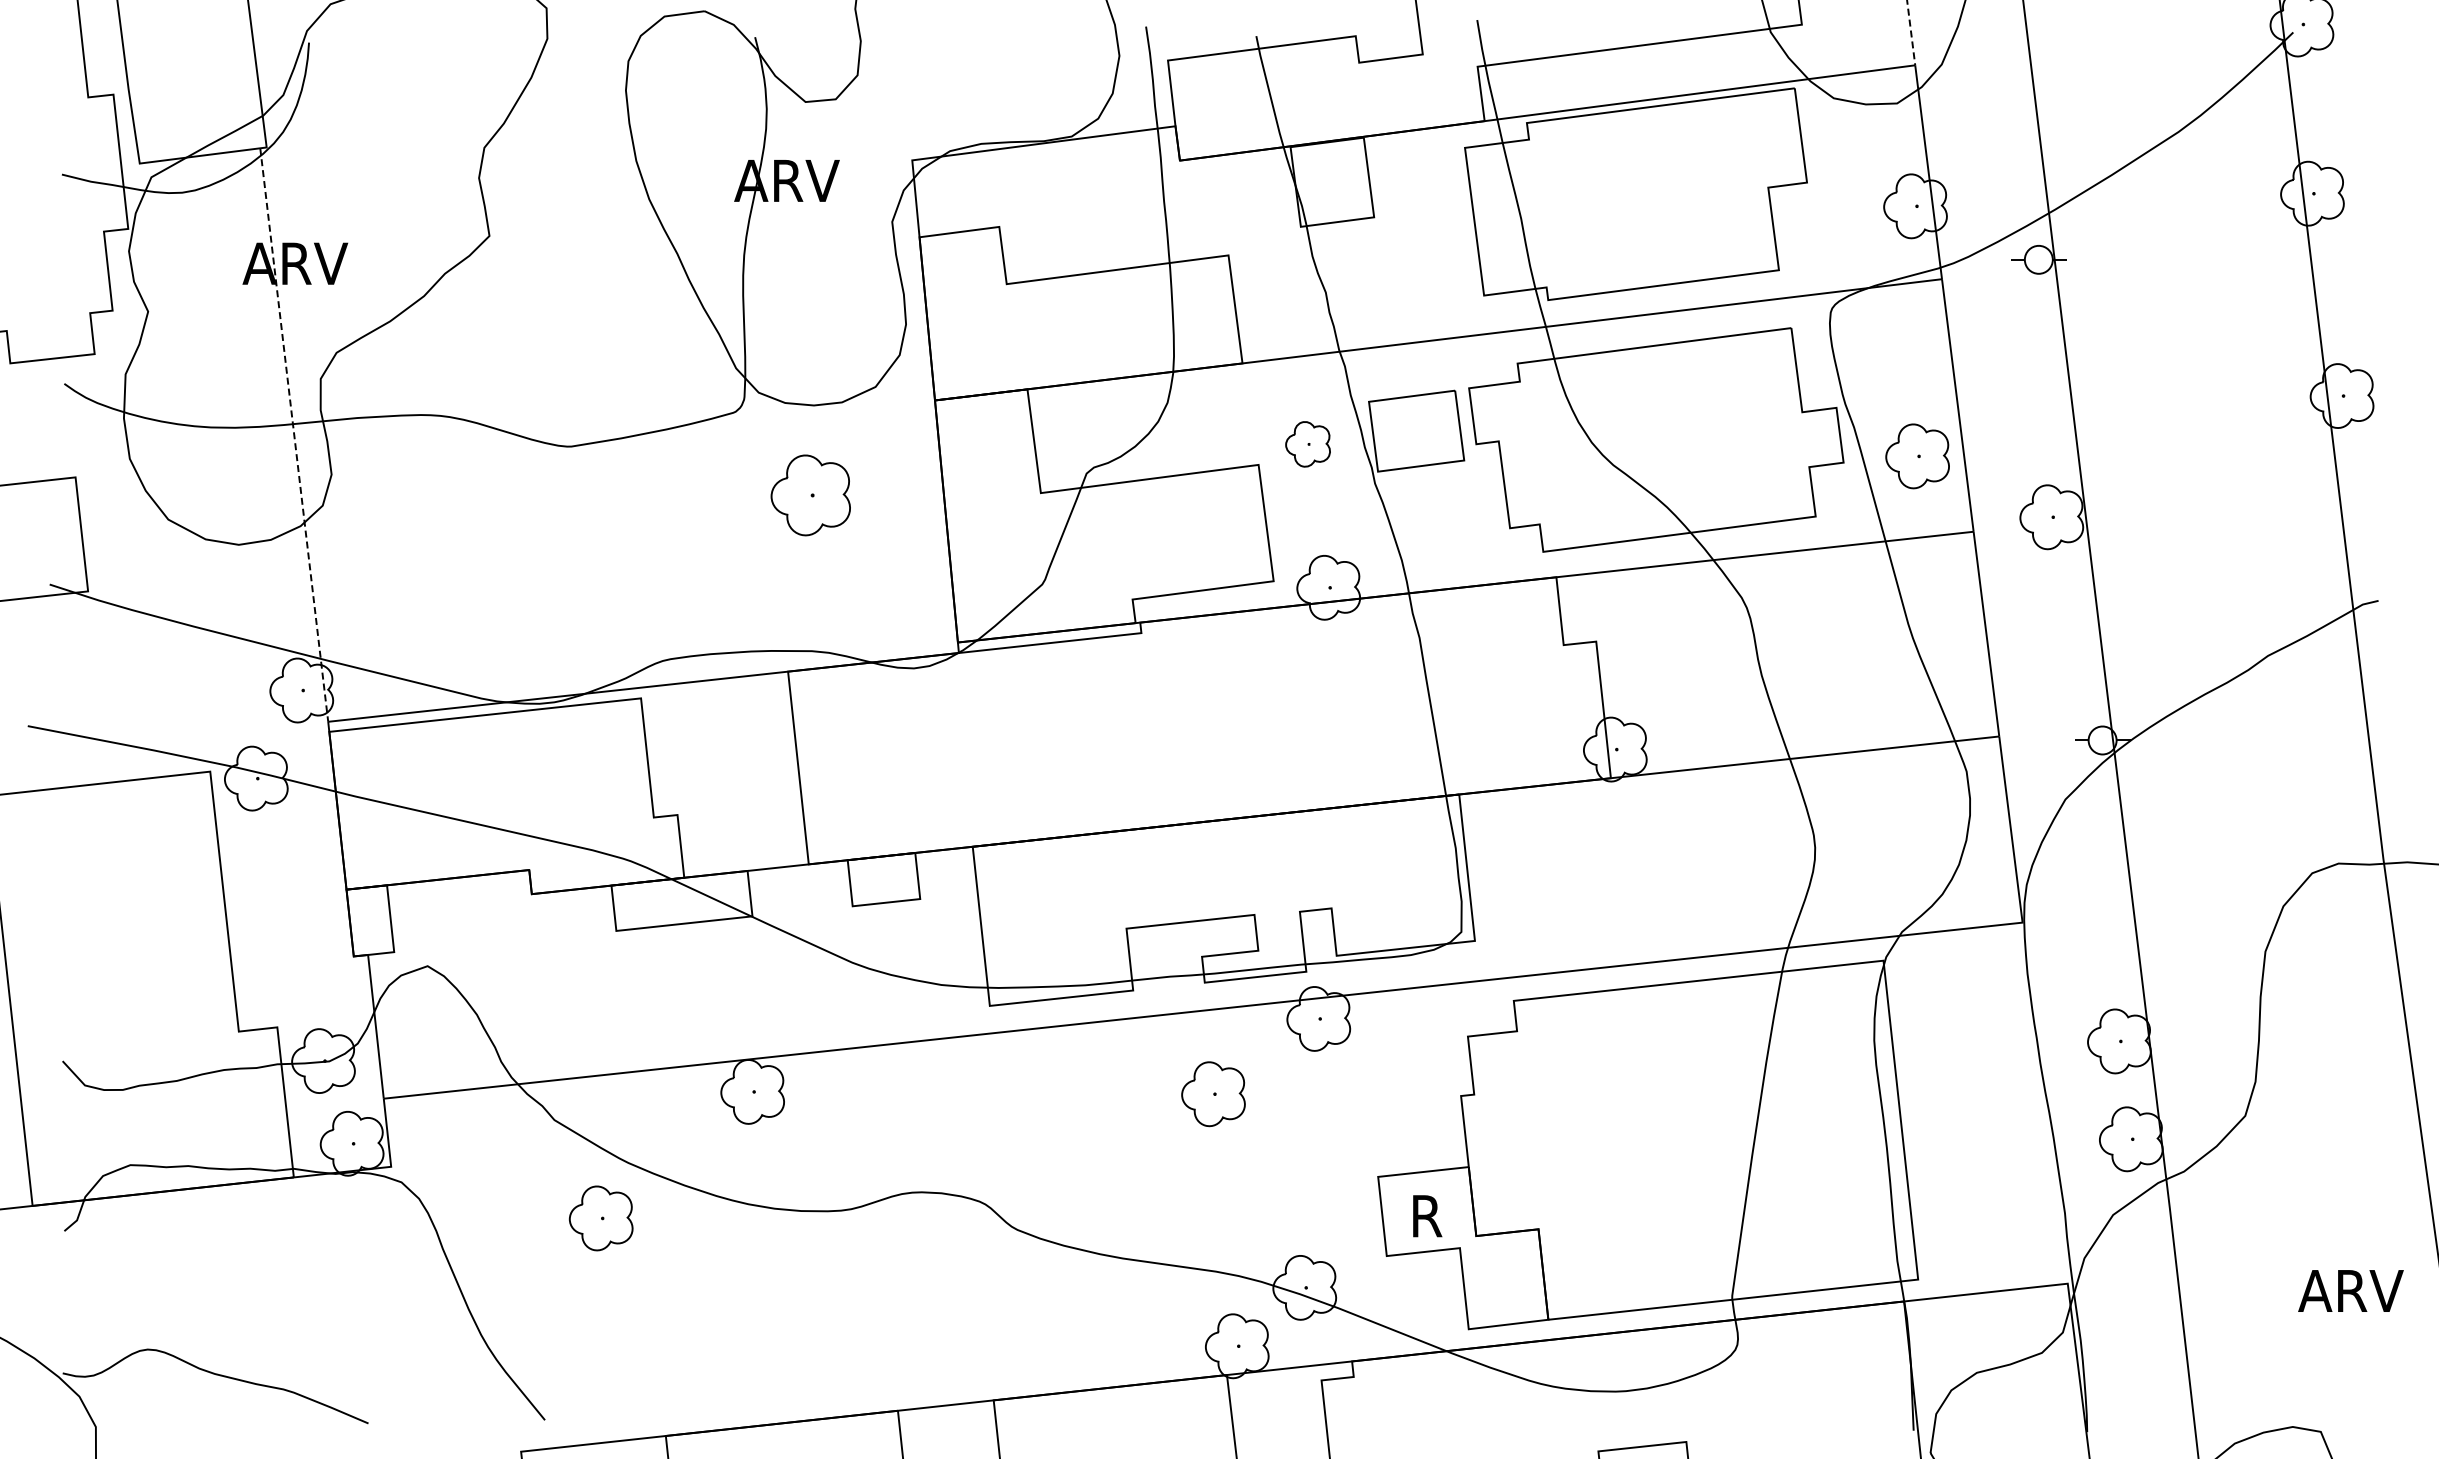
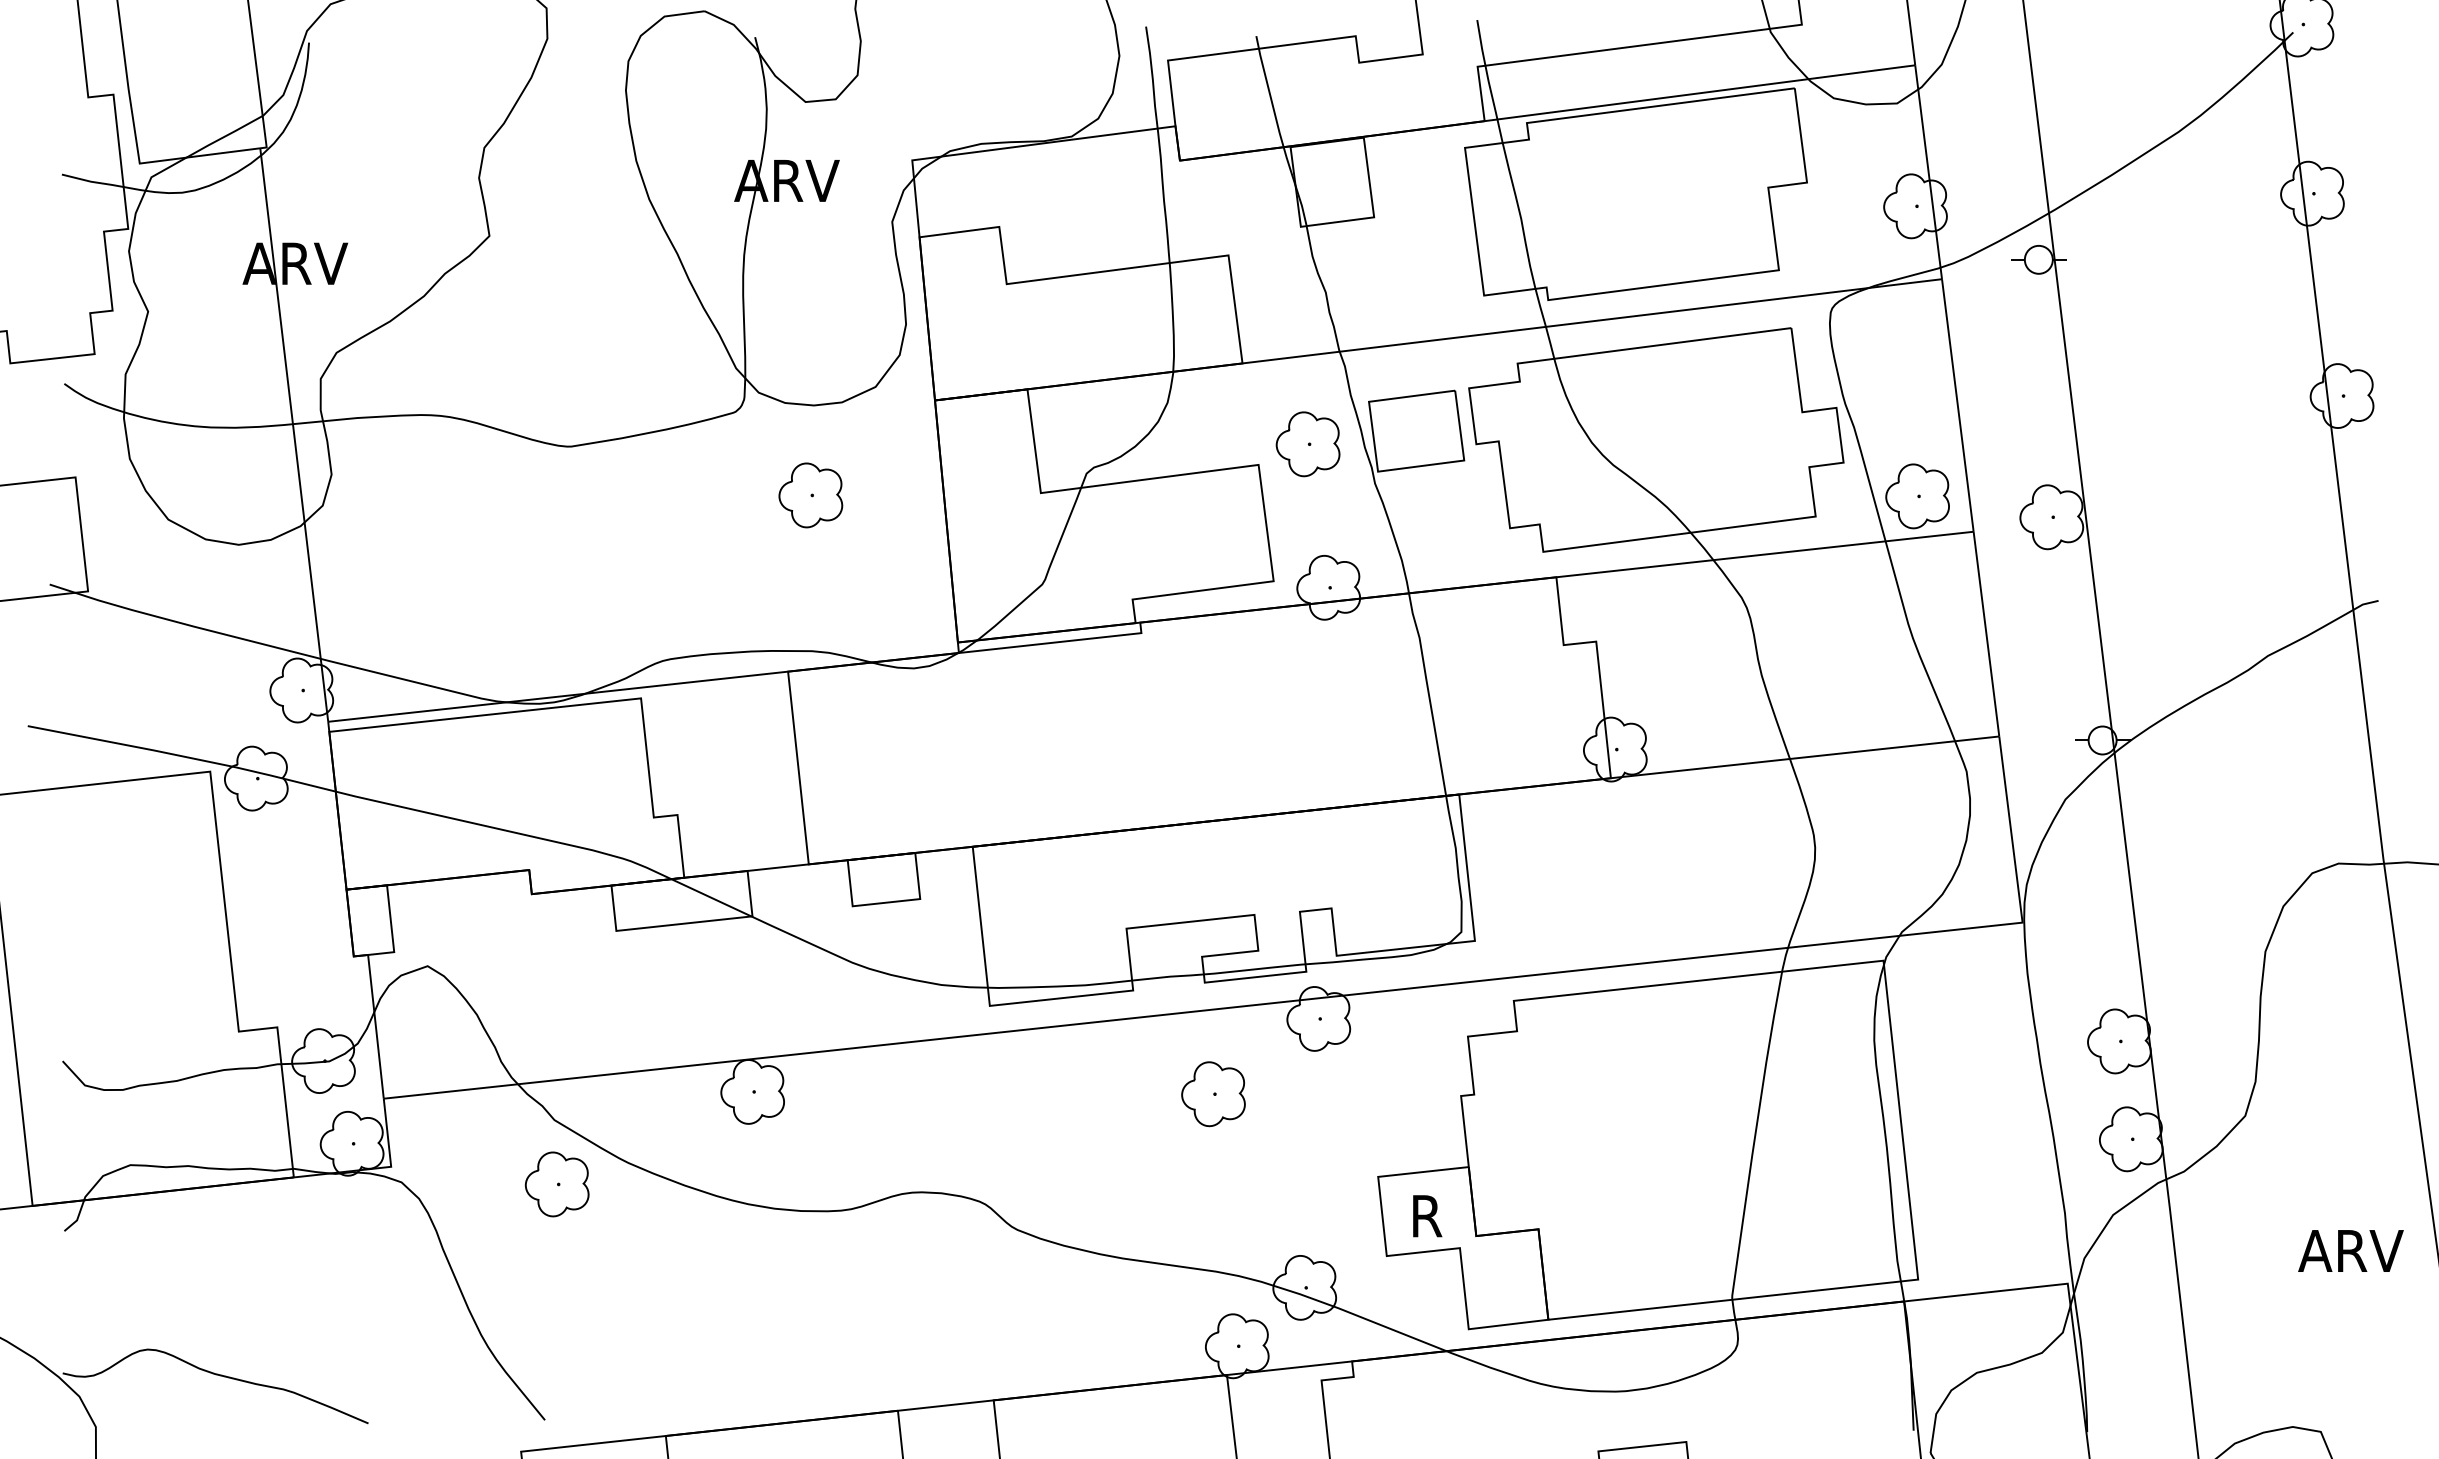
line: dashed -> solid (1911, 32)
line: dashed -> solid (294, 435)
part size: 46x47 px -> 66x67 px (1307, 444)
part position: (1917, 456) -> (1917, 496) (1917, 496)
part size: 81x83 px -> 66x67 px (810, 495)
part position: (600, 1218) -> (556, 1184) (556, 1184)
text position: (2350, 1290) -> (2350, 1250) (2350, 1250)
